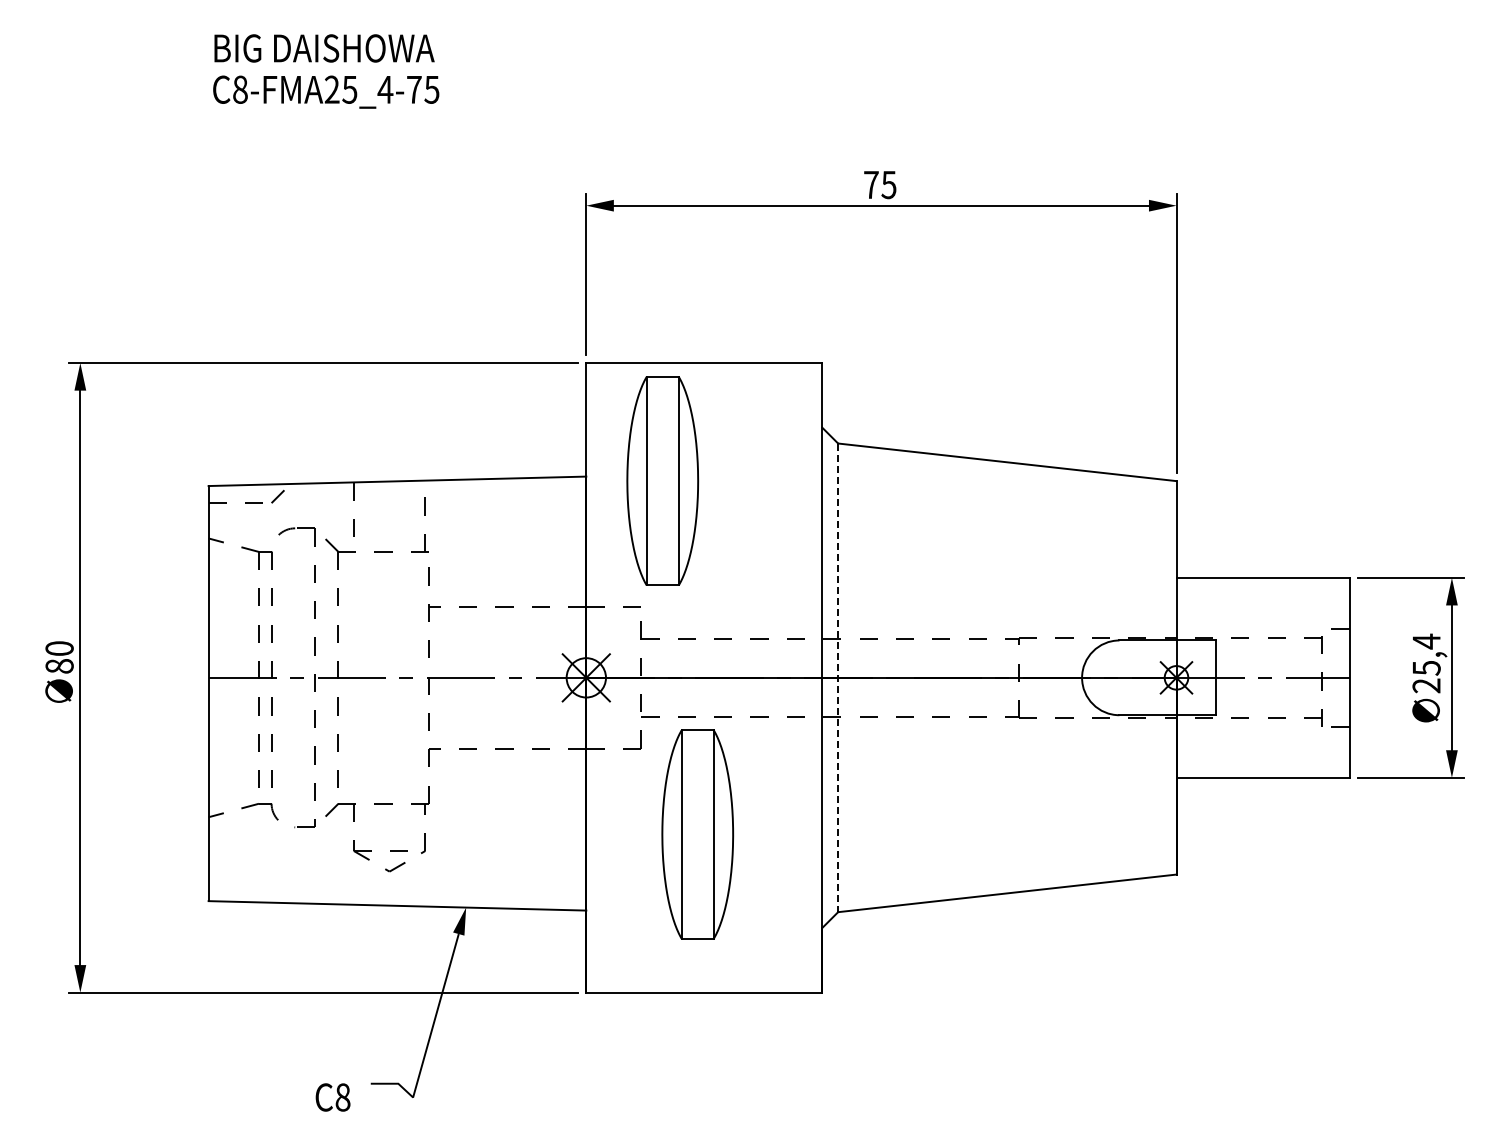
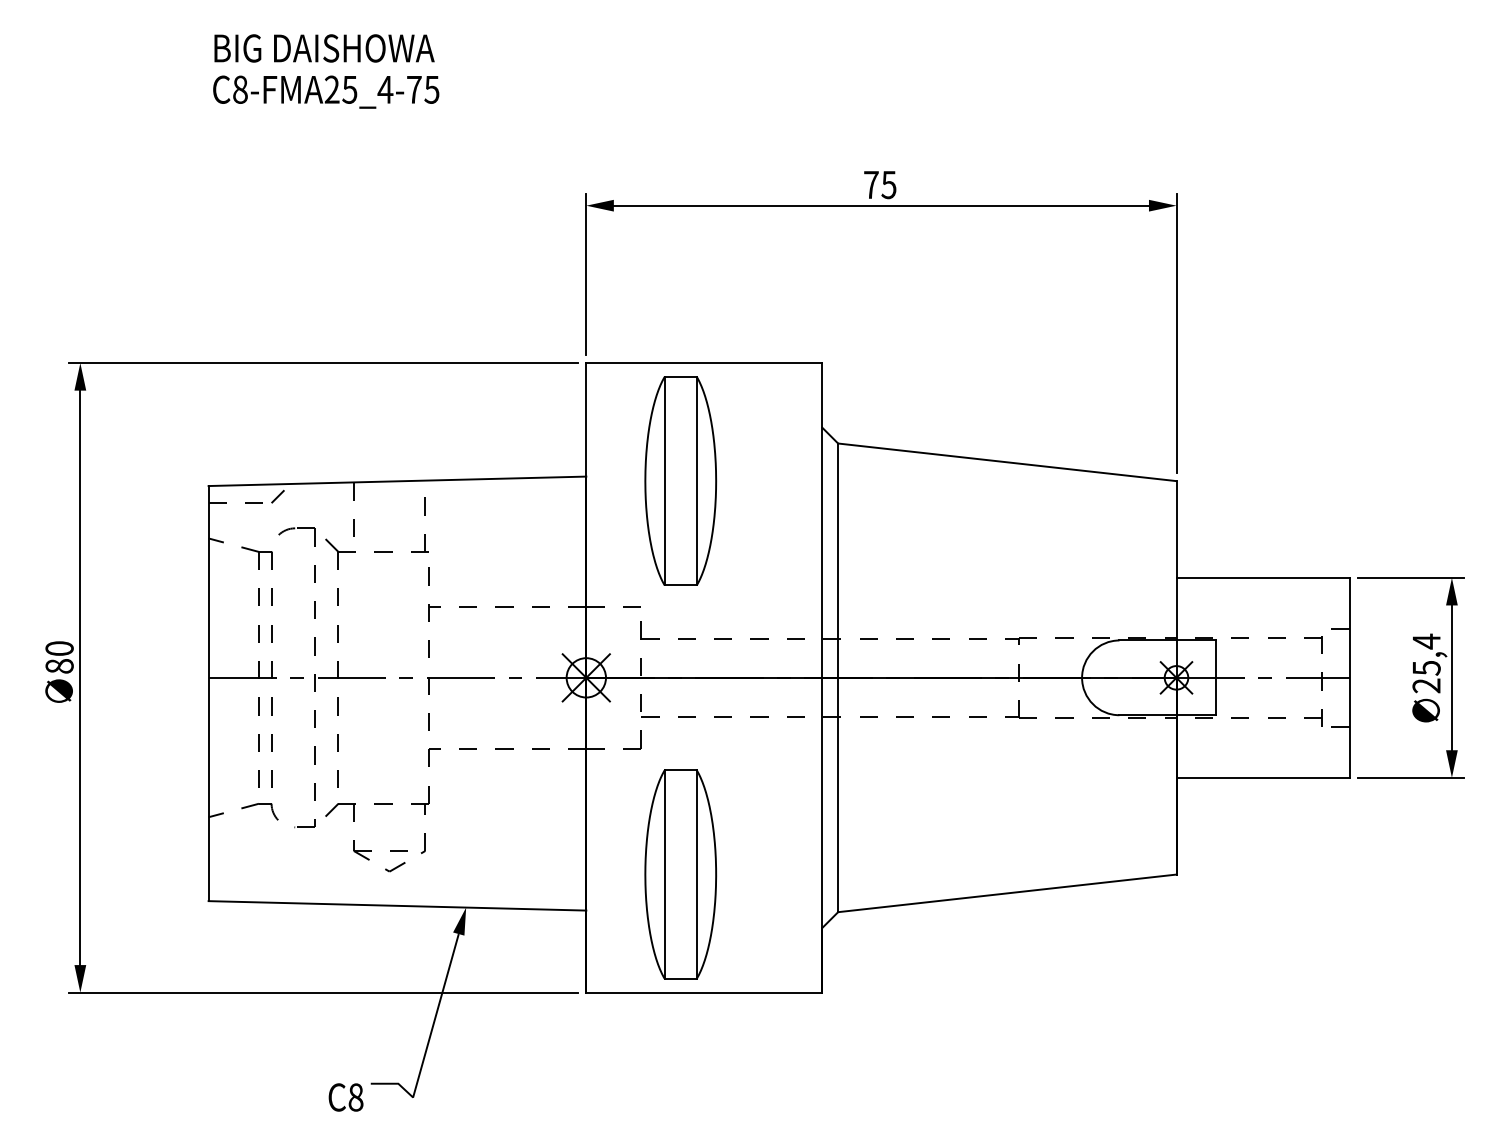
part position: (662, 480) -> (680, 480) (680, 480)
line: dashed -> solid (838, 678)
part position: (697, 834) -> (680, 874) (680, 874)
text position: (332, 1097) -> (345, 1097) (345, 1097)
